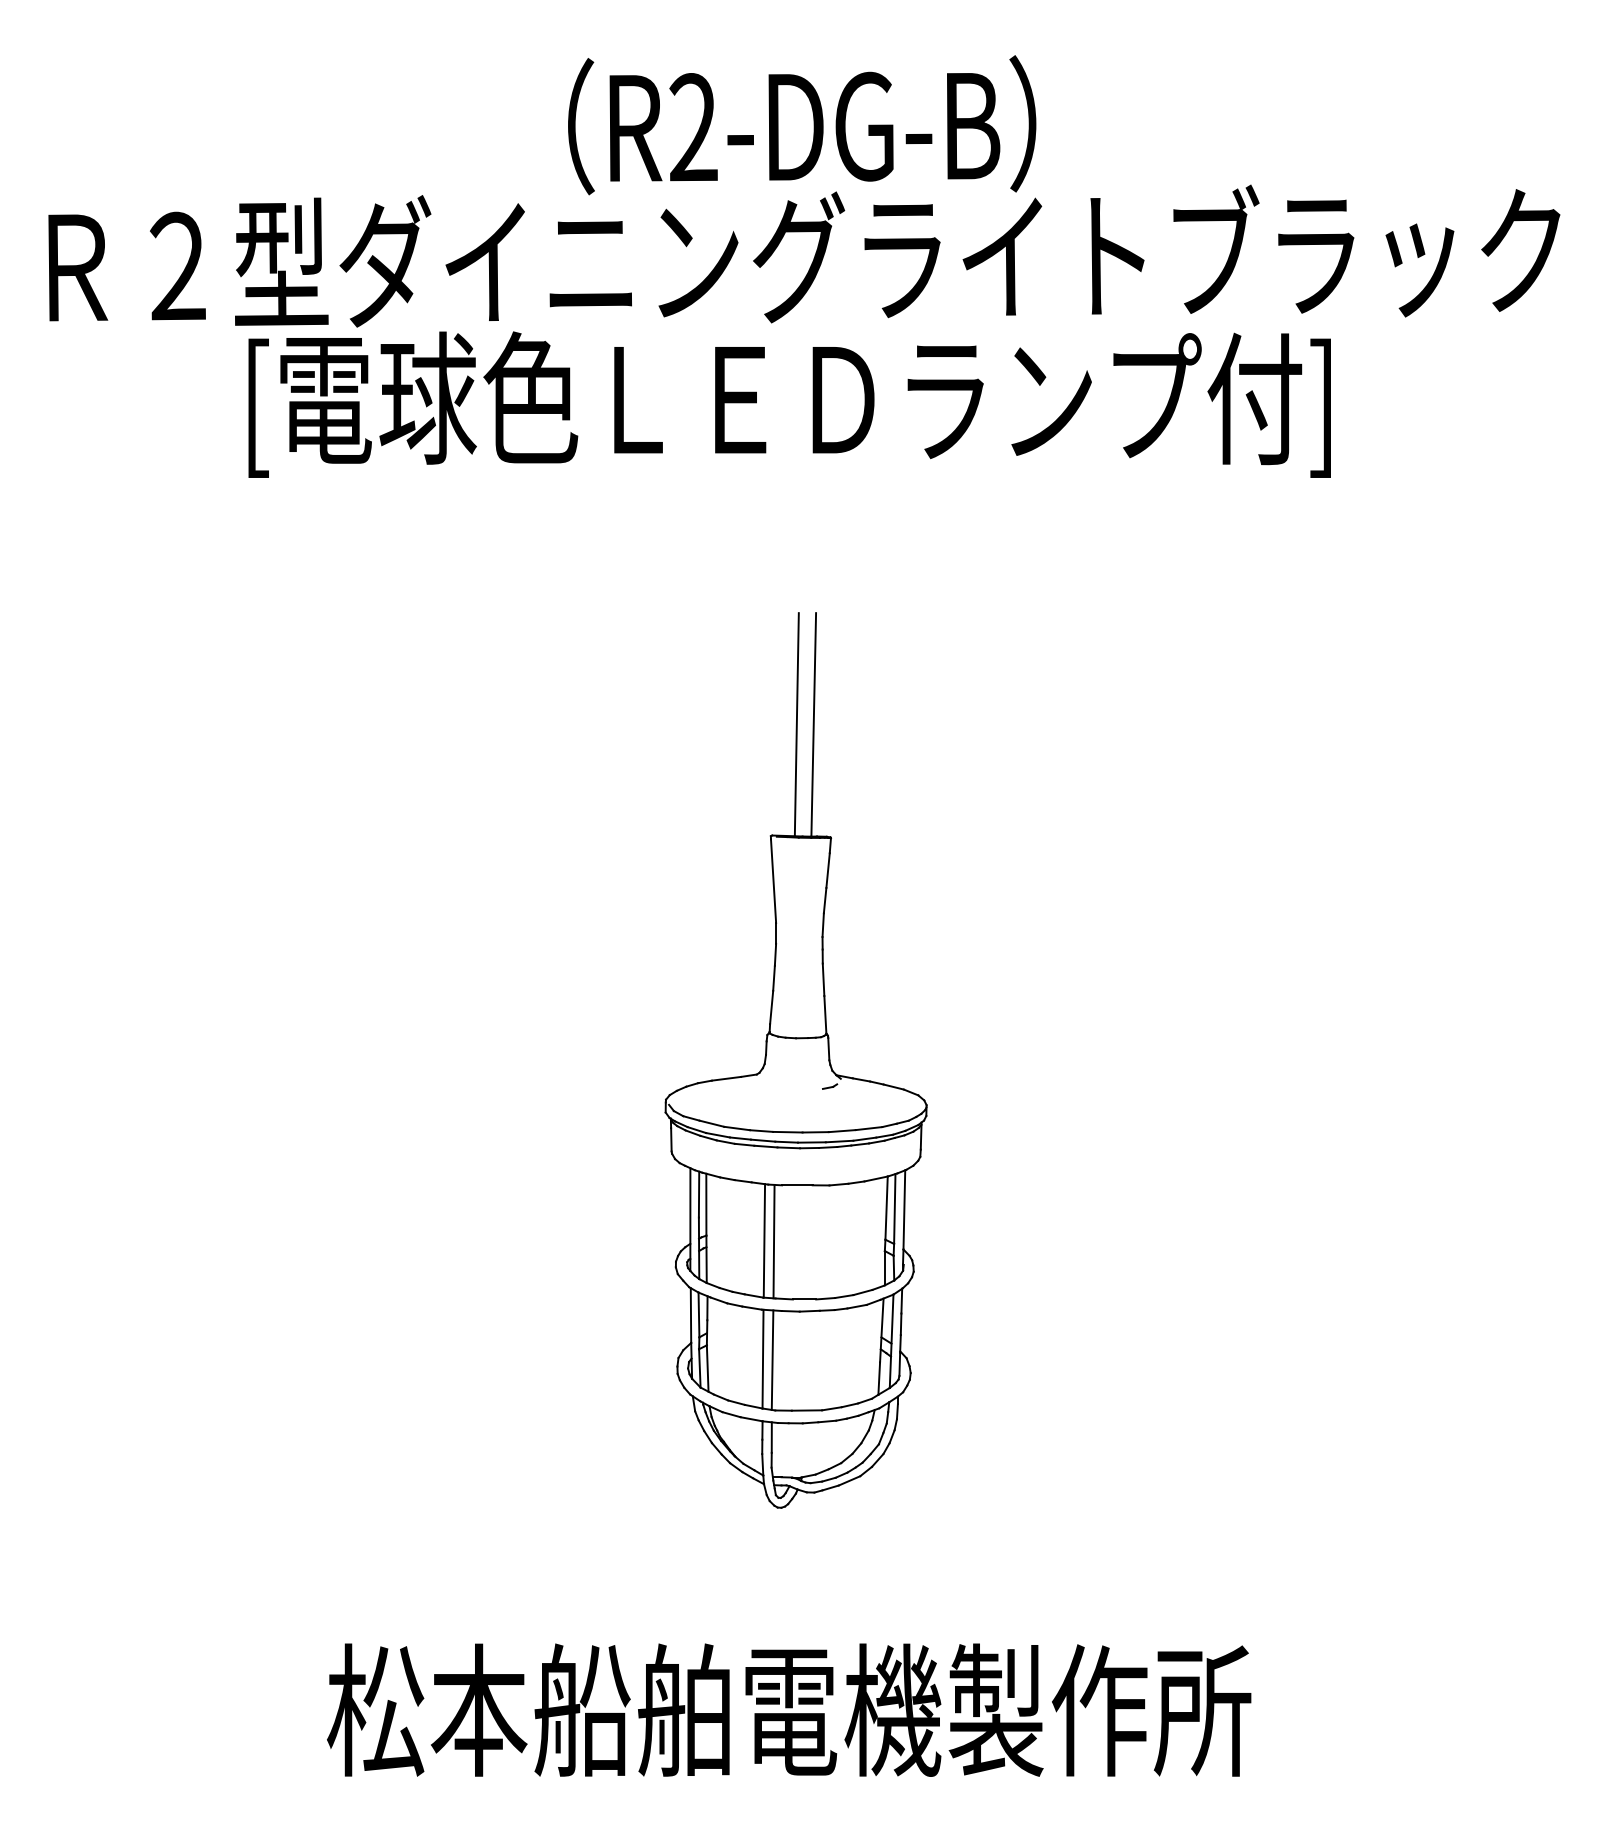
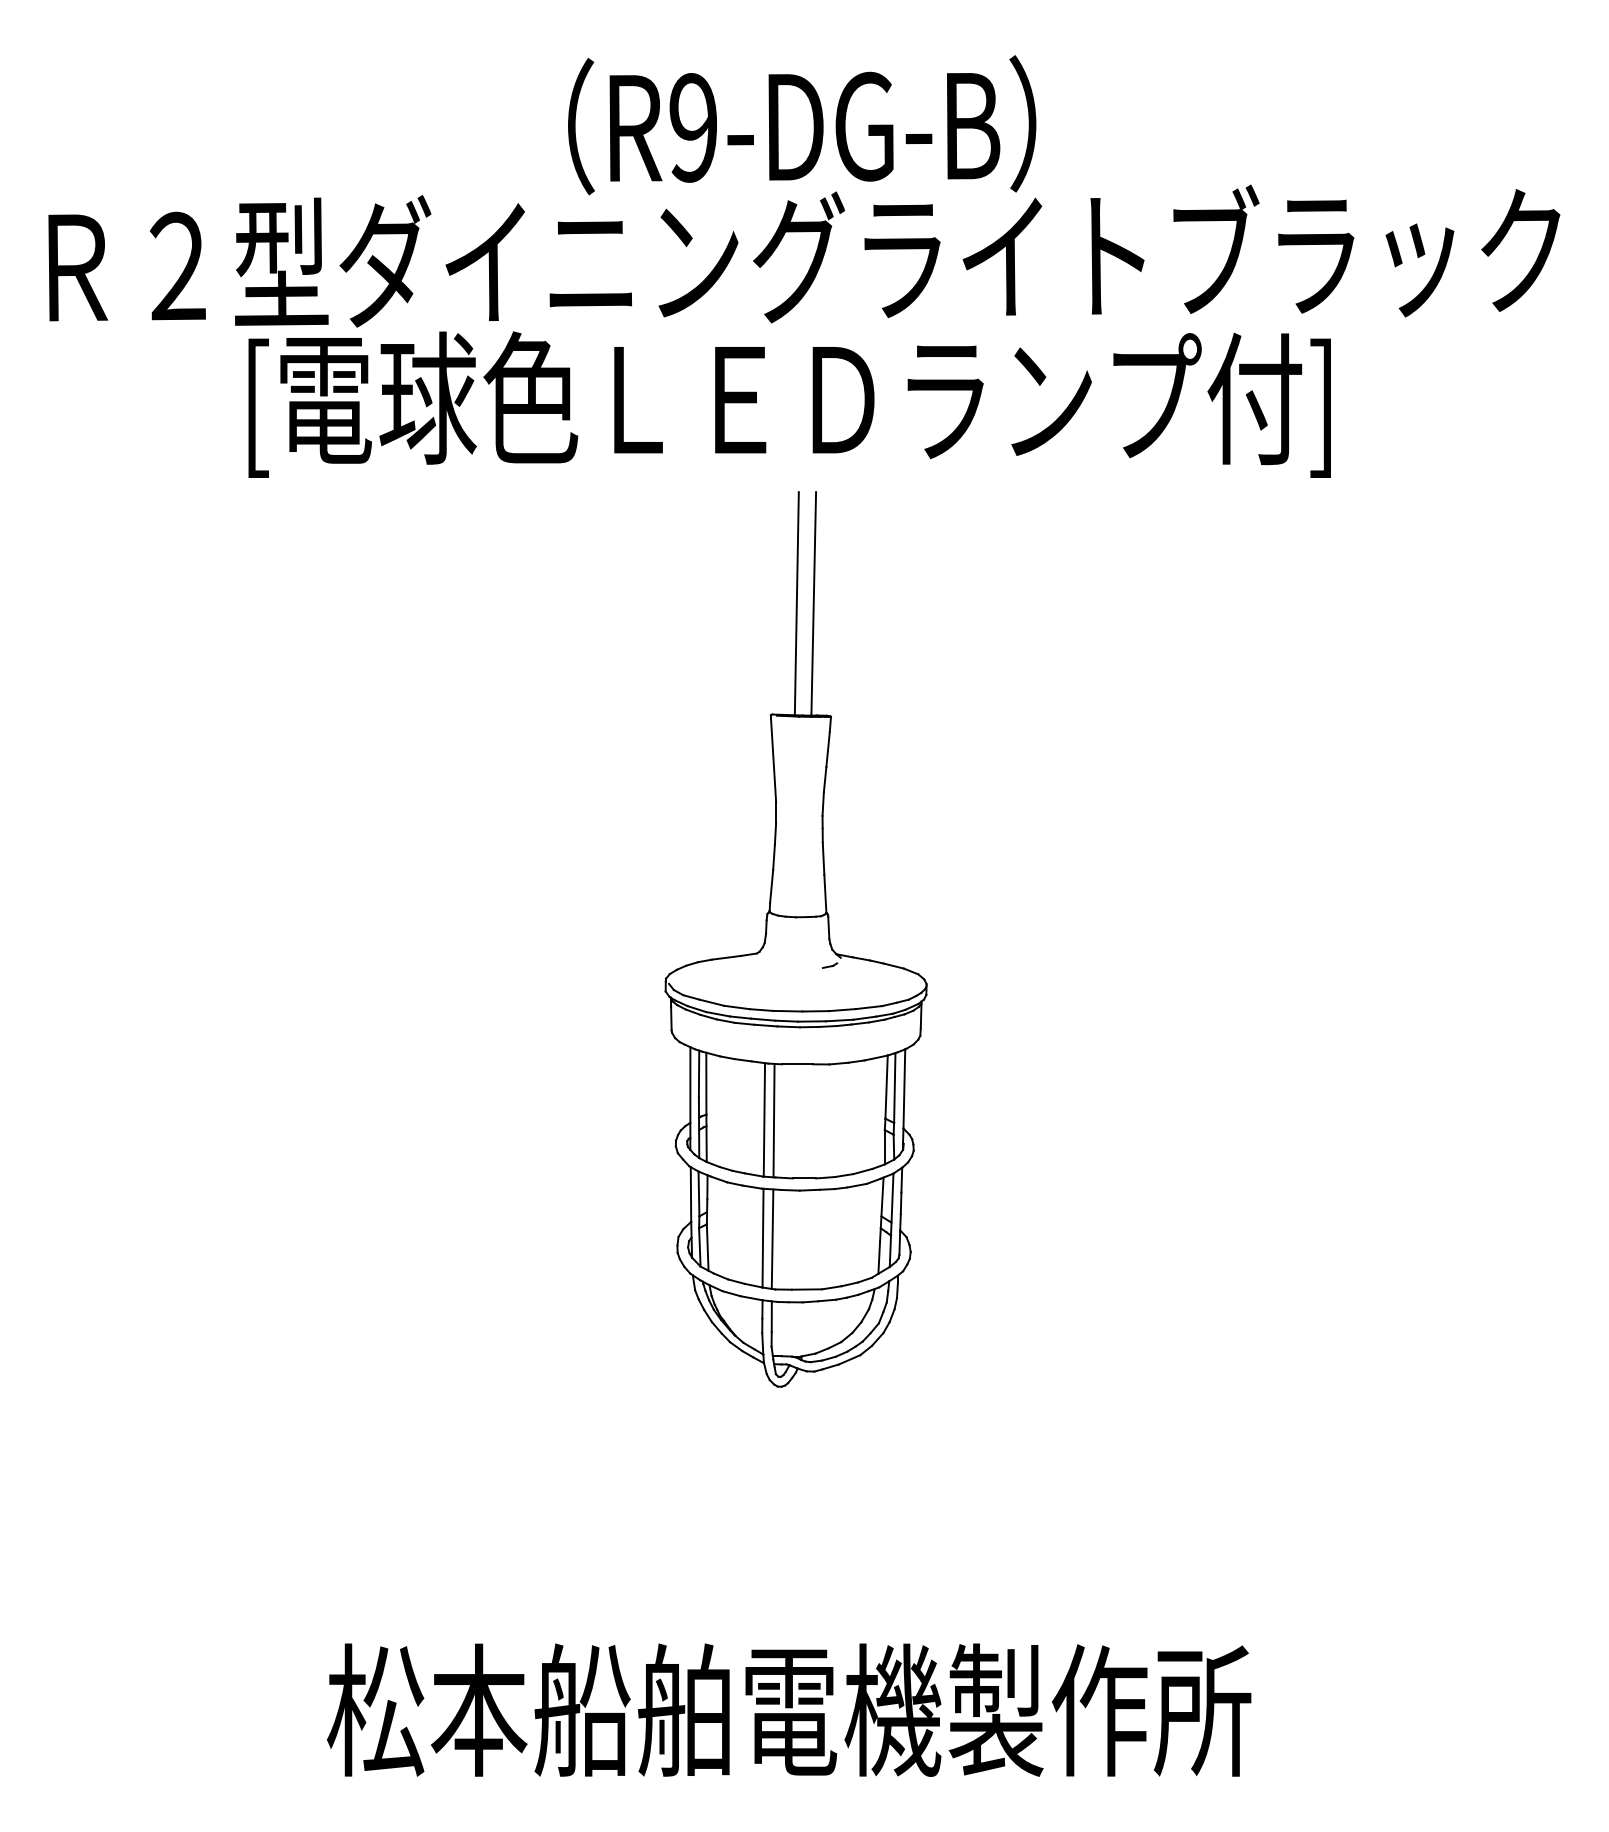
text: R2-DG-B -> R9-DG-B (693, 127)
part position: (795, 1060) -> (795, 939) (795, 939)
